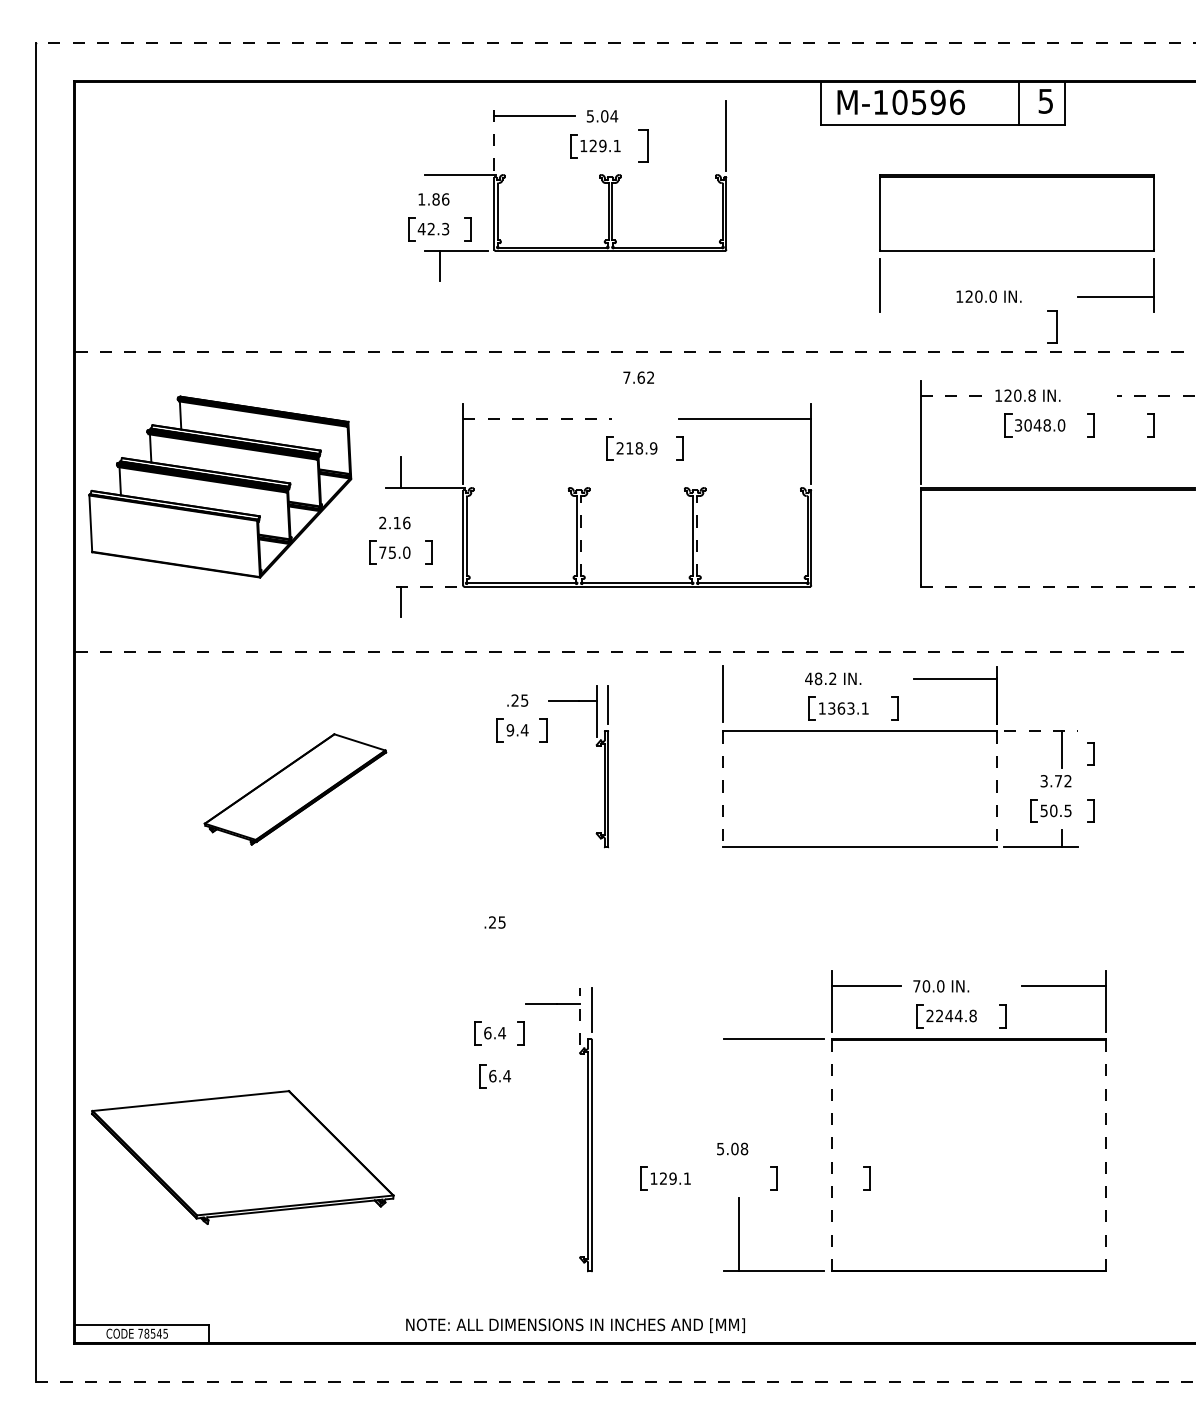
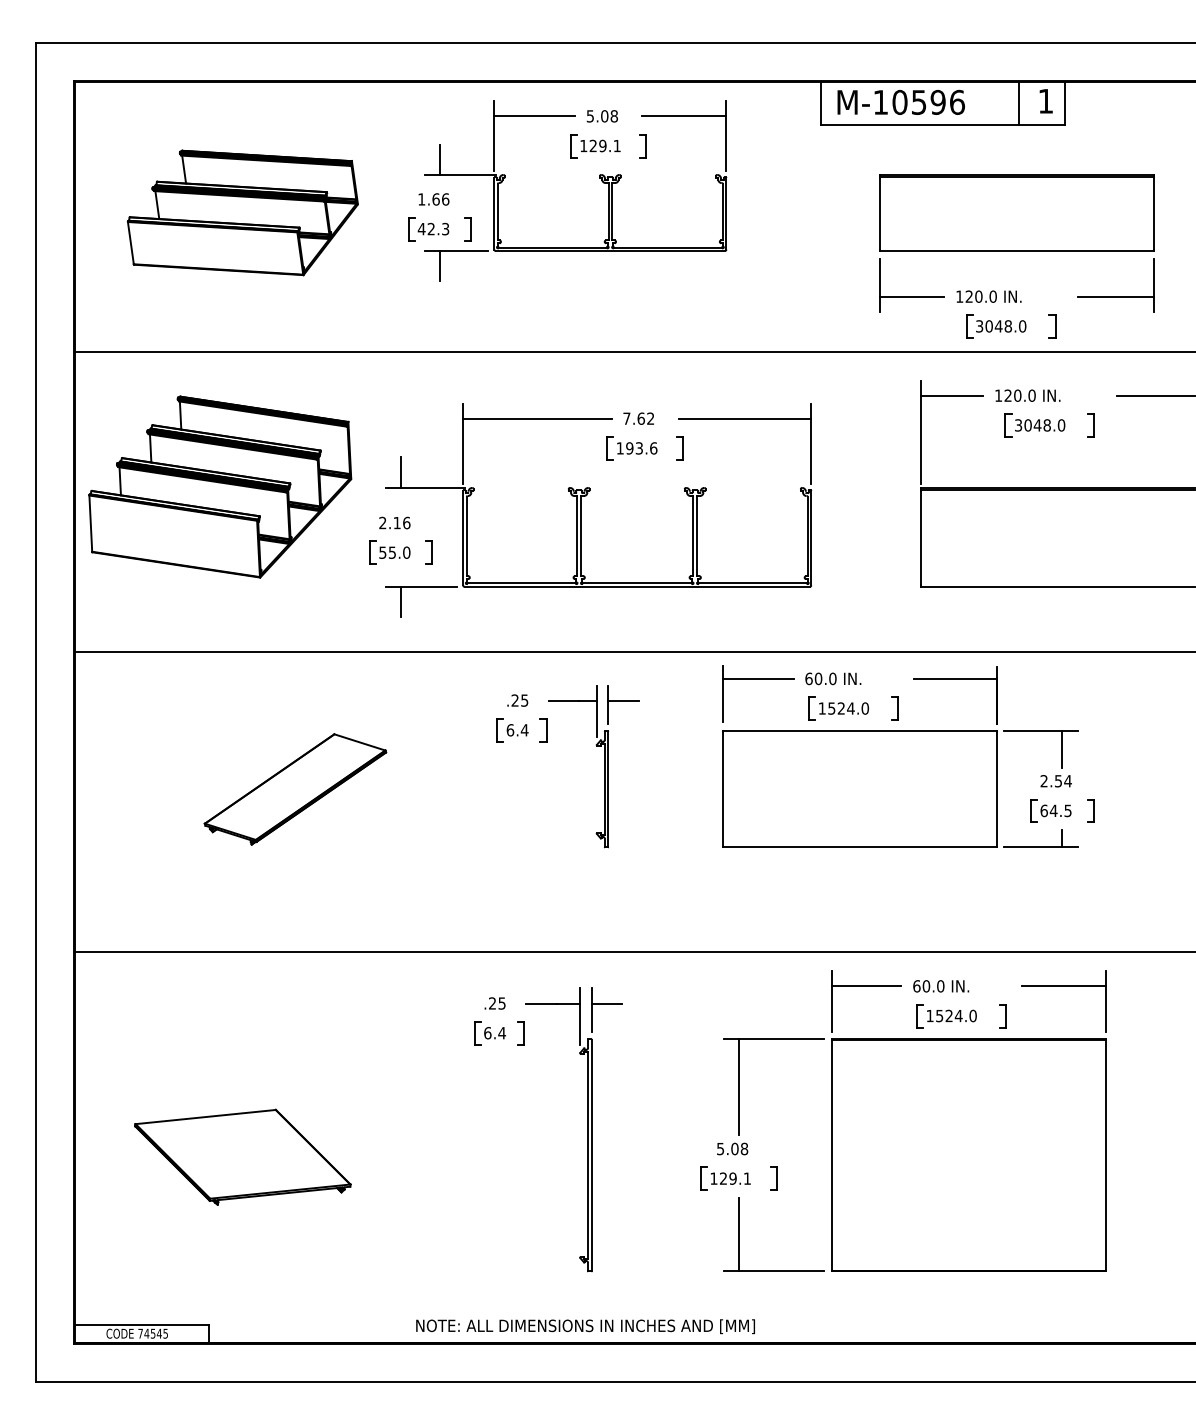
line: dashed -> solid (615, 42)
text: 5 -> 1 (1045, 101)
text: 5.04 -> 5.08 (614, 116)
line: none -> present (684, 116)
line: dashed -> solid (494, 135)
part size: 11x34 px -> 8x25 px (642, 146)
line: none -> present (439, 159)
text: 1.86 -> 1.66 (435, 199)
part: none -> present (242, 212)
line: none -> present (912, 296)
part: none -> present (996, 326)
part size: 11x34 px -> 9x25 px (1052, 326)
line: dashed -> solid (636, 351)
text position: (638, 377) -> (638, 418) (638, 418)
line: dashed -> solid (952, 395)
text: 120.8 -> 120.0 (1031, 395)
line: dashed -> solid (1155, 395)
line: dashed -> solid (537, 418)
part: present -> none (1150, 425)
text: 218.9 -> 193.6 (636, 448)
line: dashed -> solid (581, 535)
line: dashed -> solid (697, 535)
text: 75.0 -> 55.0 (382, 552)
line: dashed -> solid (421, 586)
line: dashed -> solid (1057, 586)
line: dashed -> solid (636, 651)
text: 48.2 -> 60.0 (820, 678)
line: none -> present (757, 679)
line: none -> present (623, 700)
text: 1363.1 -> 1524.0 (848, 708)
text: 9.4 -> 6.4 (510, 730)
line: dashed -> solid (1040, 731)
part: present -> none (1090, 753)
text: 3.72 -> 2.54 (1055, 781)
line: dashed -> solid (722, 789)
line: dashed -> solid (996, 789)
text: 50.5 -> 64.5 (1048, 810)
text position: (494, 922) -> (494, 1003) (494, 1003)
line: none -> present (633, 951)
text: 70.0 -> 60.0 (916, 986)
line: none -> present (606, 1003)
text: 2244.8 -> 1524.0 (951, 1015)
line: dashed -> solid (580, 1016)
part: present -> none (494, 1076)
line: none -> present (738, 1087)
line: dashed -> solid (831, 1155)
line: dashed -> solid (1105, 1155)
part size: 304x135 px -> 218x98 px (242, 1156)
part position: (665, 1178) -> (725, 1178) (725, 1178)
part: present -> none (866, 1178)
text position: (575, 1325) -> (585, 1326) (585, 1326)
text: 78545 -> 74545 (146, 1333)
line: dashed -> solid (615, 1382)
